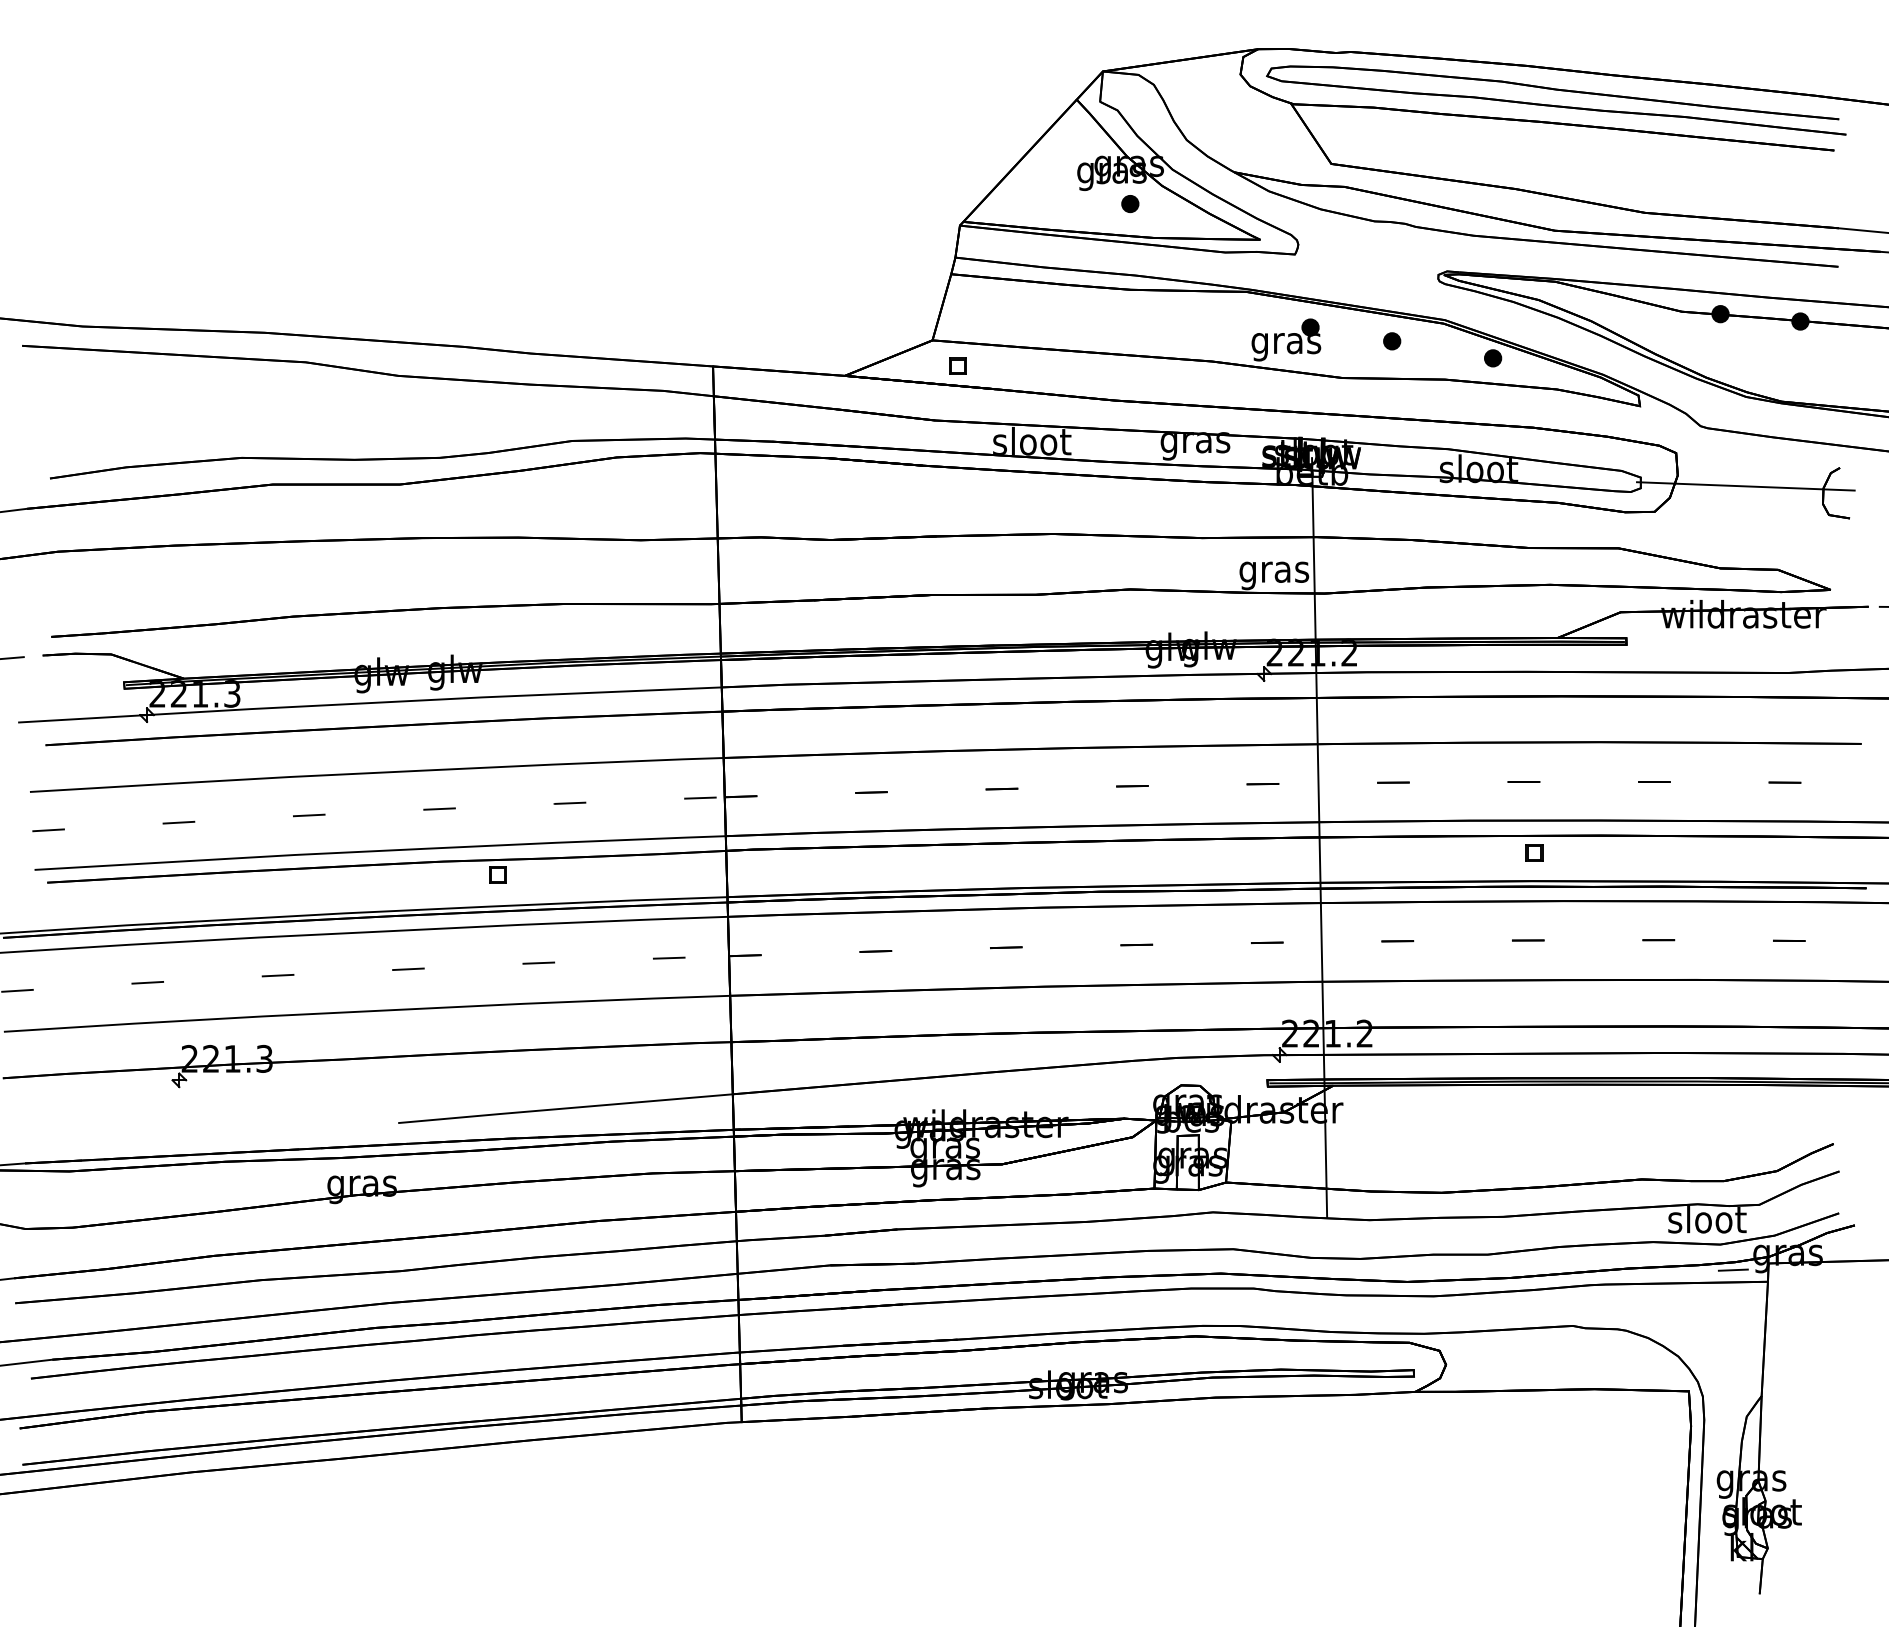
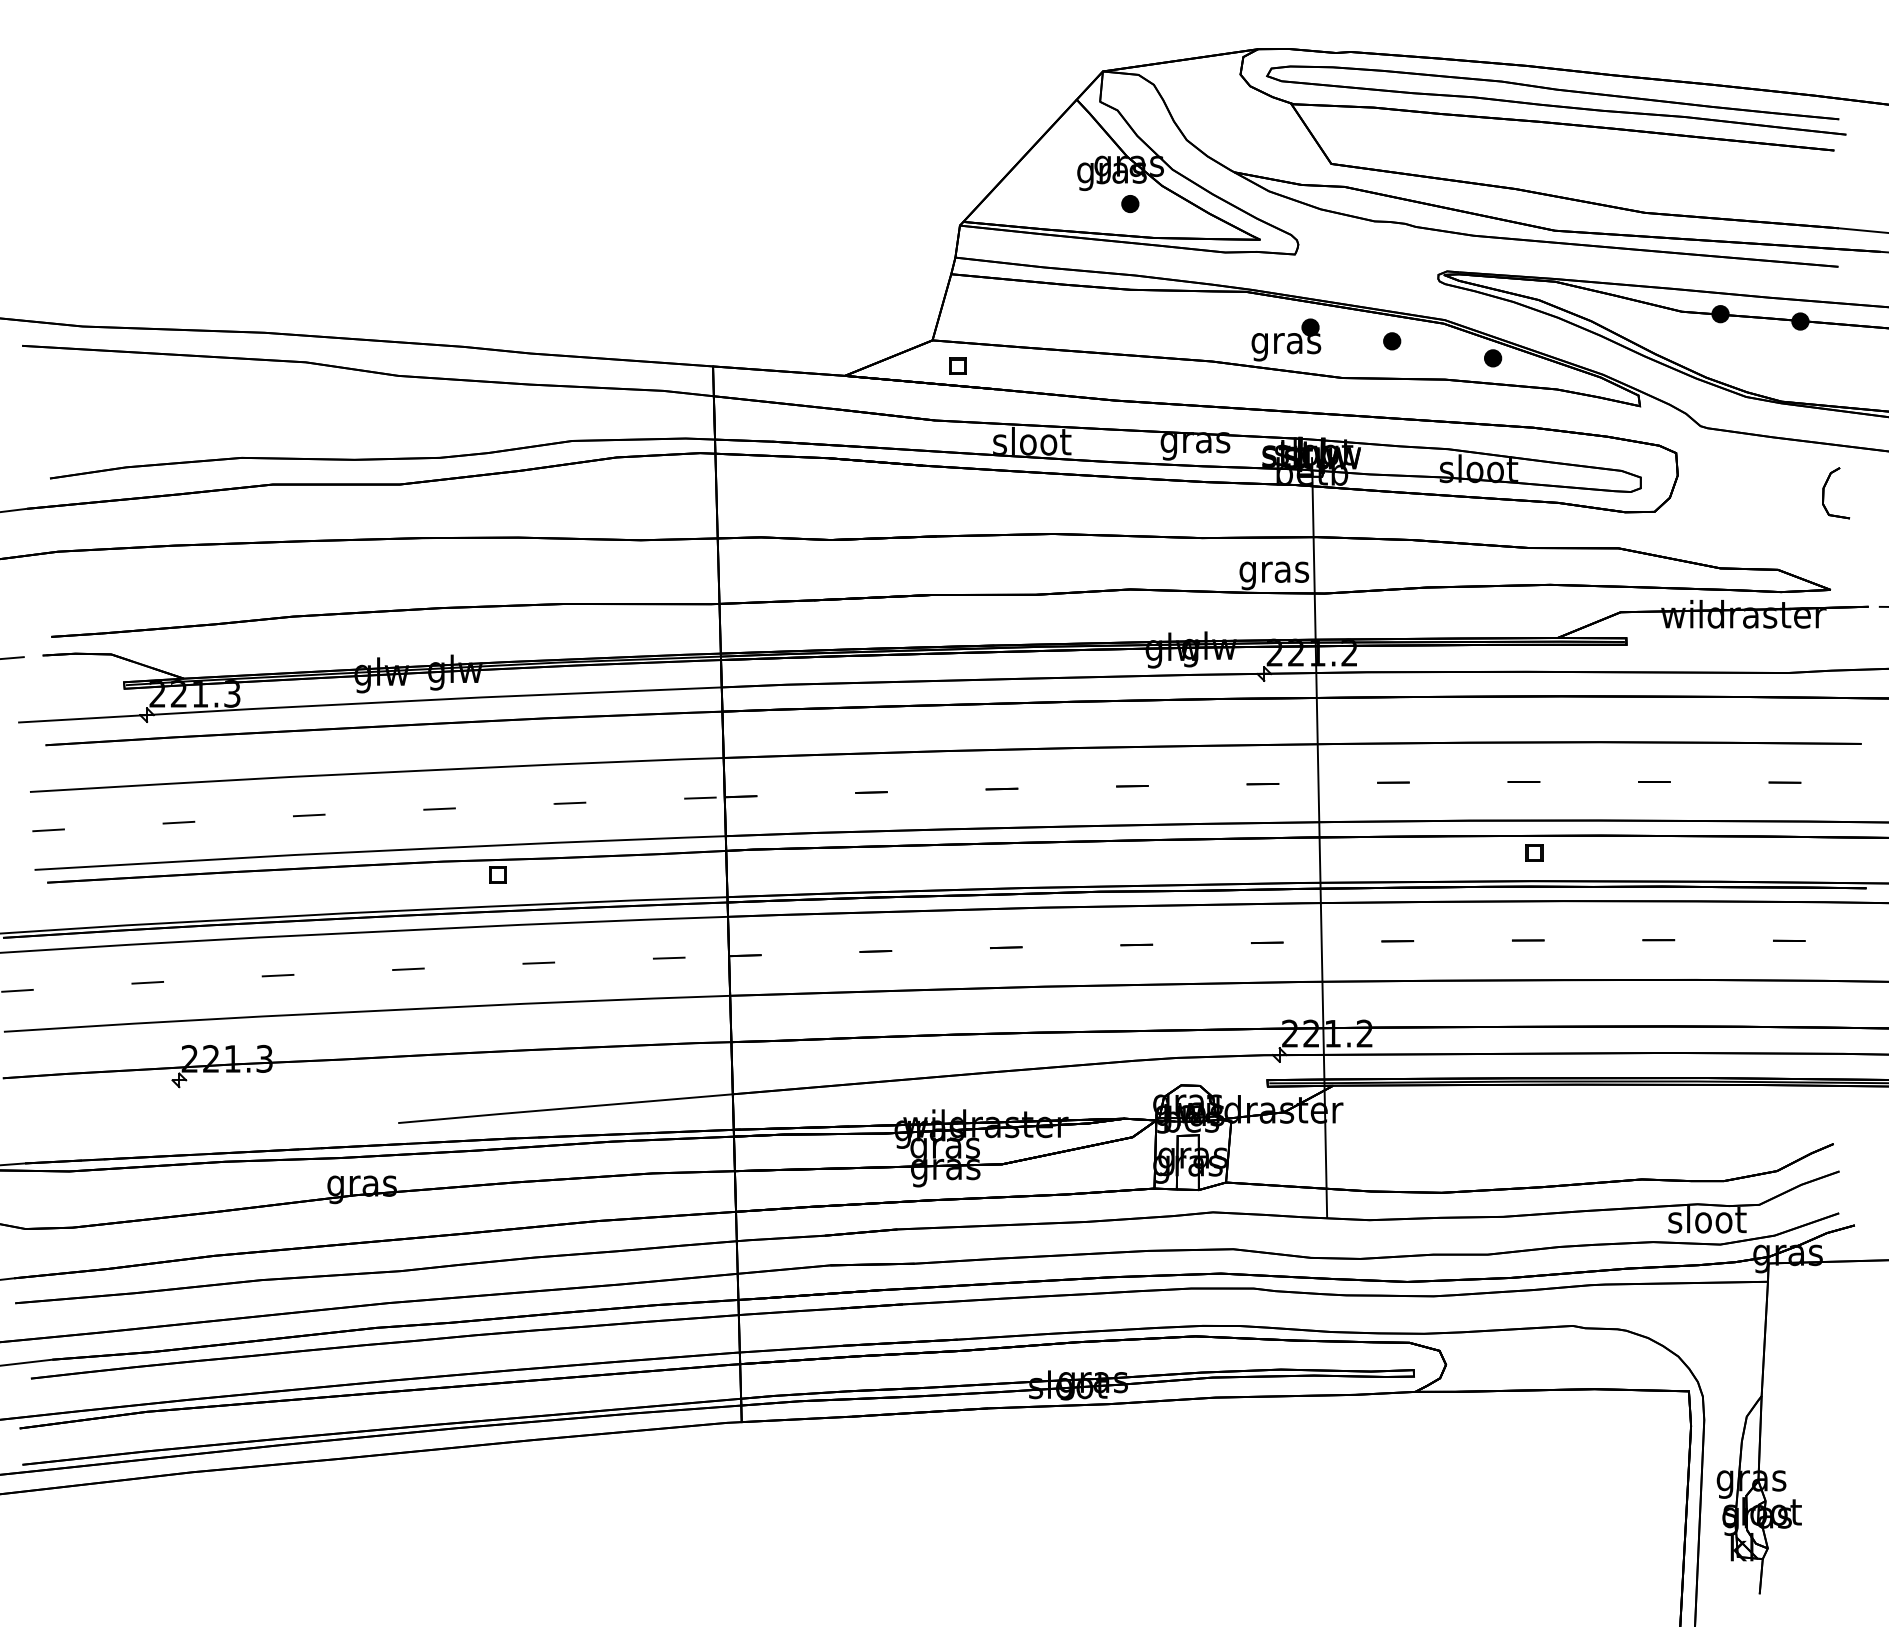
line: present -> none (1745, 486)
line: present -> none (1732, 1269)
